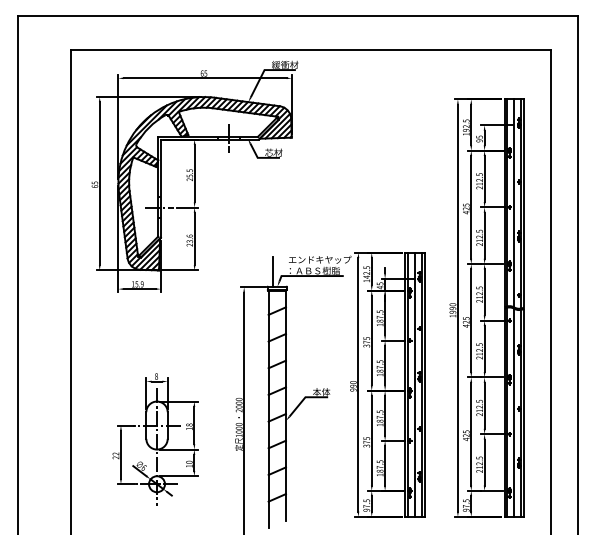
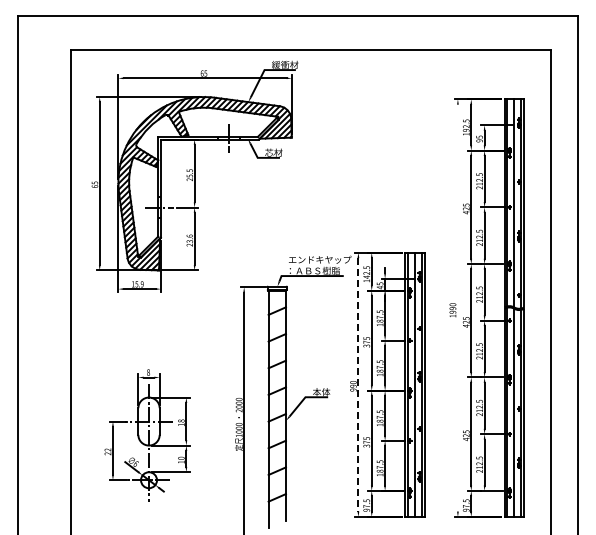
line: present -> none (272, 271)
line: present -> none (457, 307)
line: solid -> dashed (358, 384)
part position: (155, 439) -> (147, 435) (147, 435)
